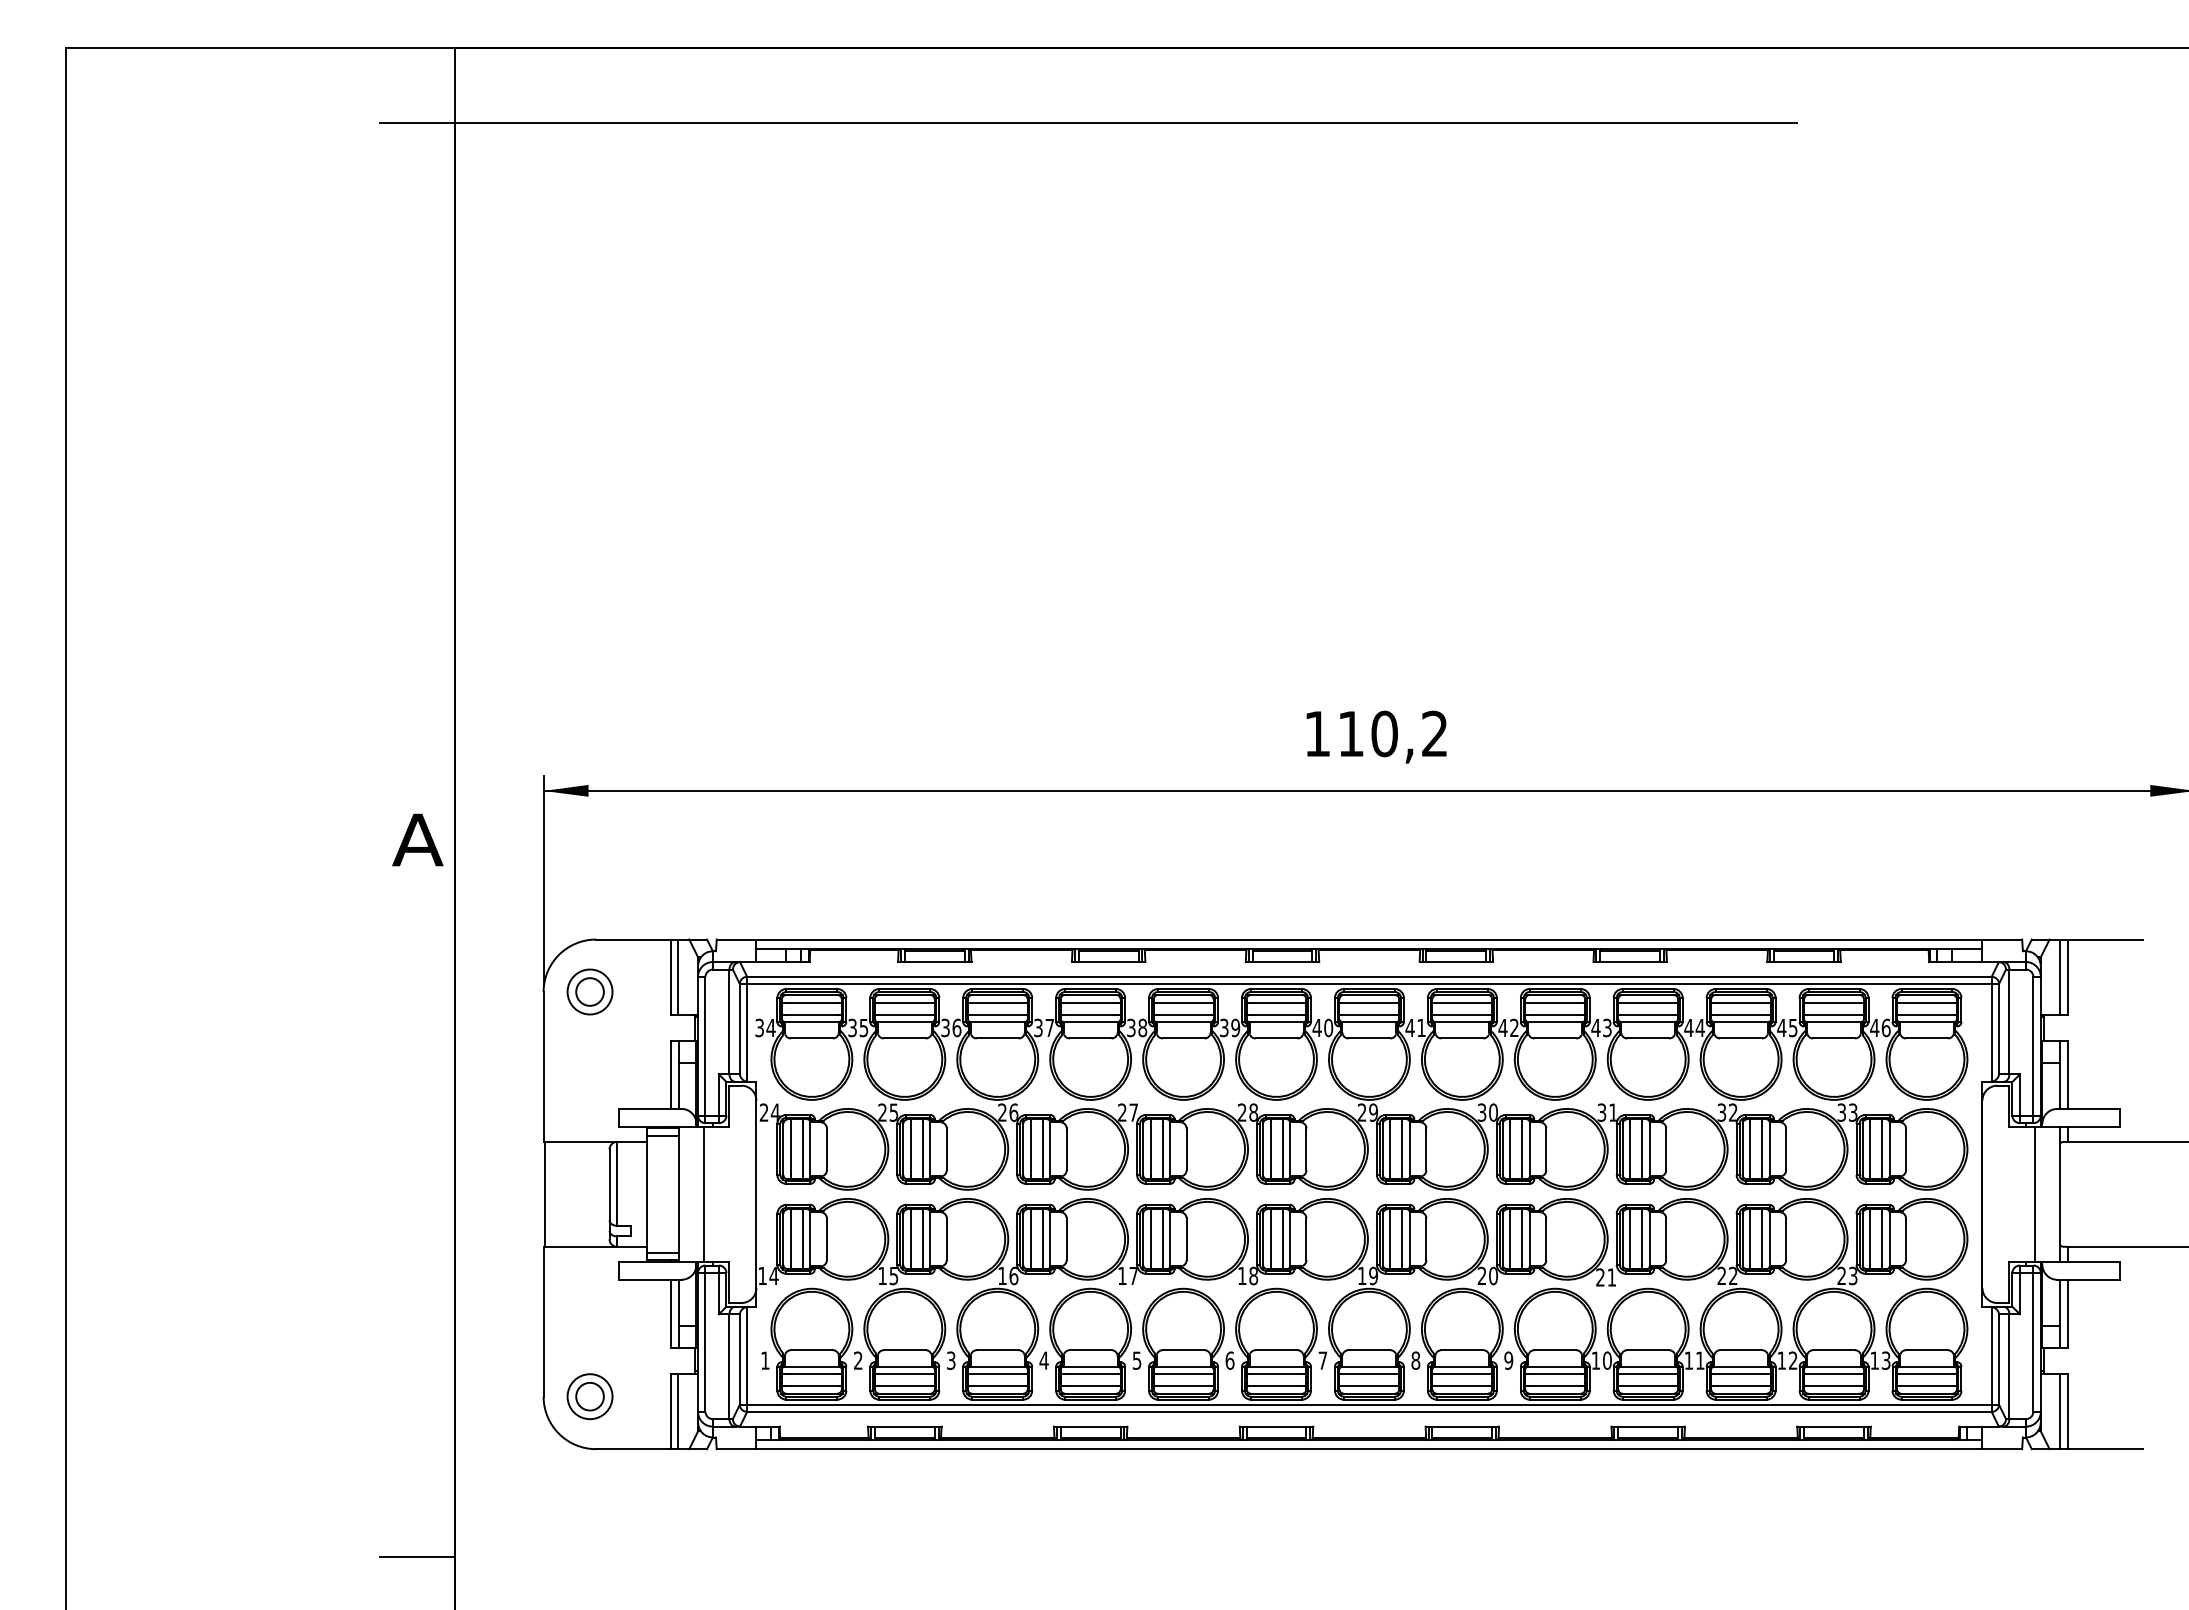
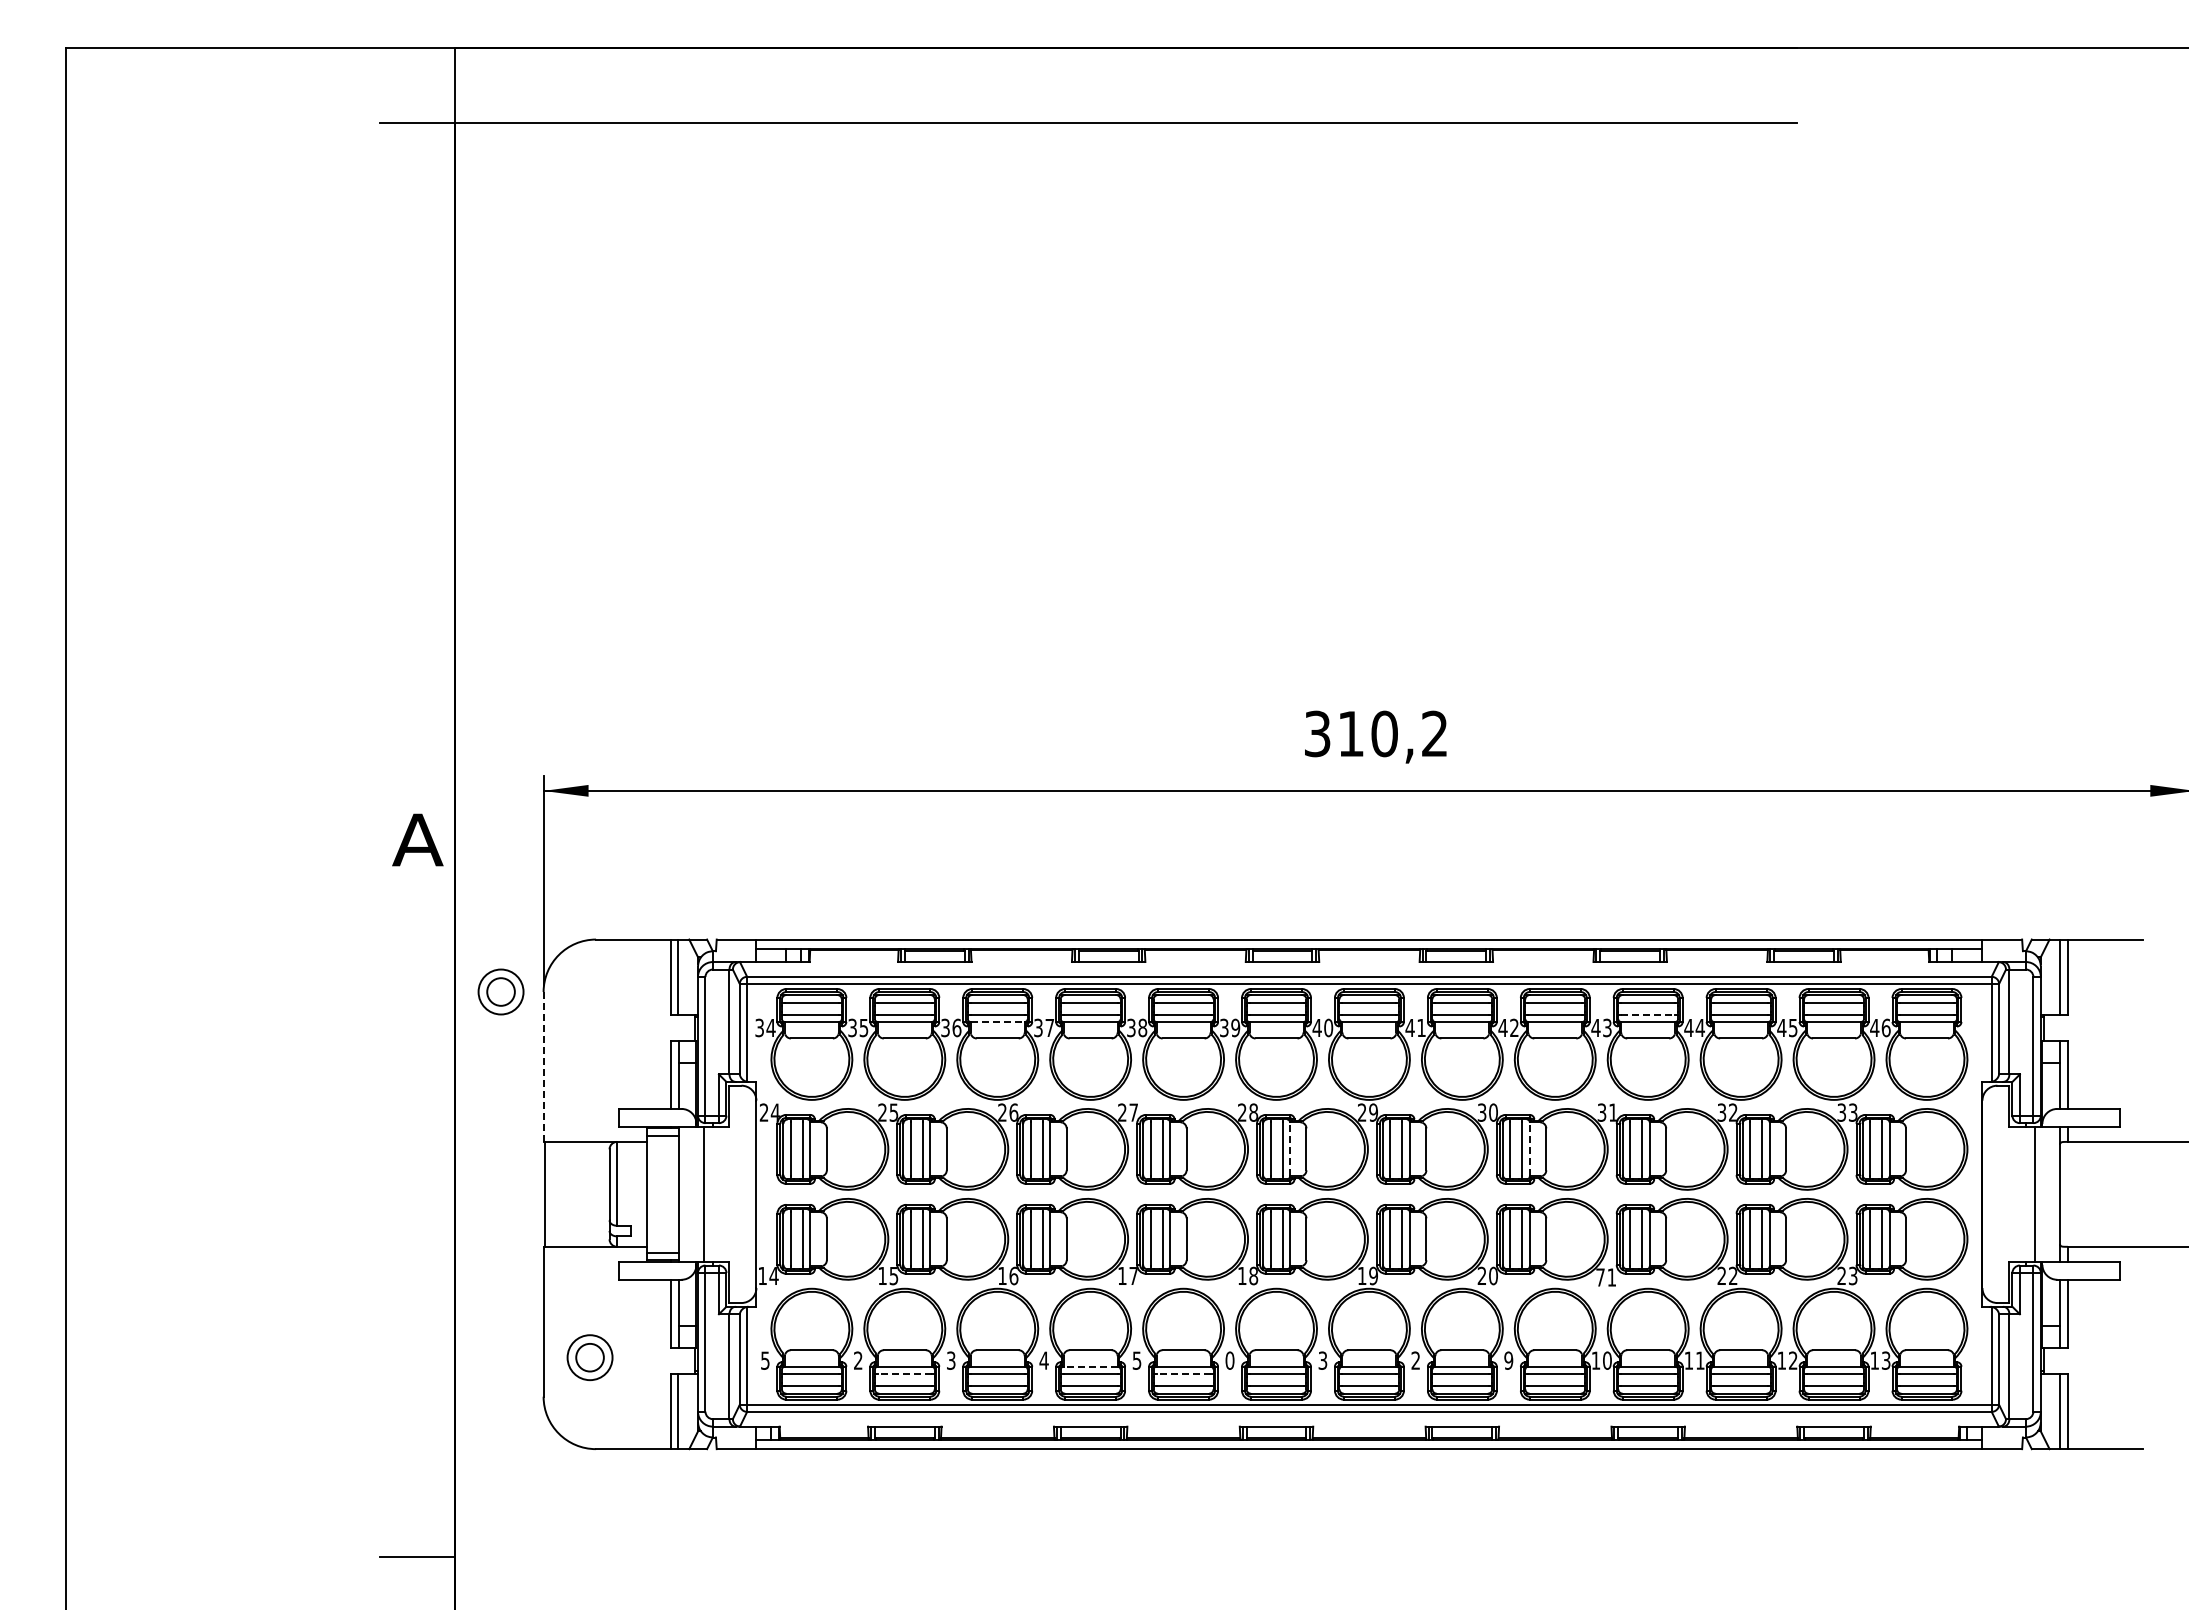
text: 110,2 -> 310,2 (1317, 733)
part position: (589, 991) -> (500, 991) (500, 991)
line: solid -> dashed (1648, 1014)
line: solid -> dashed (997, 1022)
line: solid -> dashed (543, 1066)
line: solid -> dashed (1290, 1149)
line: solid -> dashed (1529, 1149)
text: 21 -> 71 (1600, 1277)
text: 1 -> 5 (765, 1360)
text: 6 -> 0 (1229, 1360)
text: 7 -> 3 (1322, 1360)
text: 8 -> 2 (1415, 1360)
line: solid -> dashed (1090, 1366)
line: solid -> dashed (904, 1374)
line: solid -> dashed (1183, 1374)
part position: (589, 1396) -> (589, 1357) (589, 1357)
